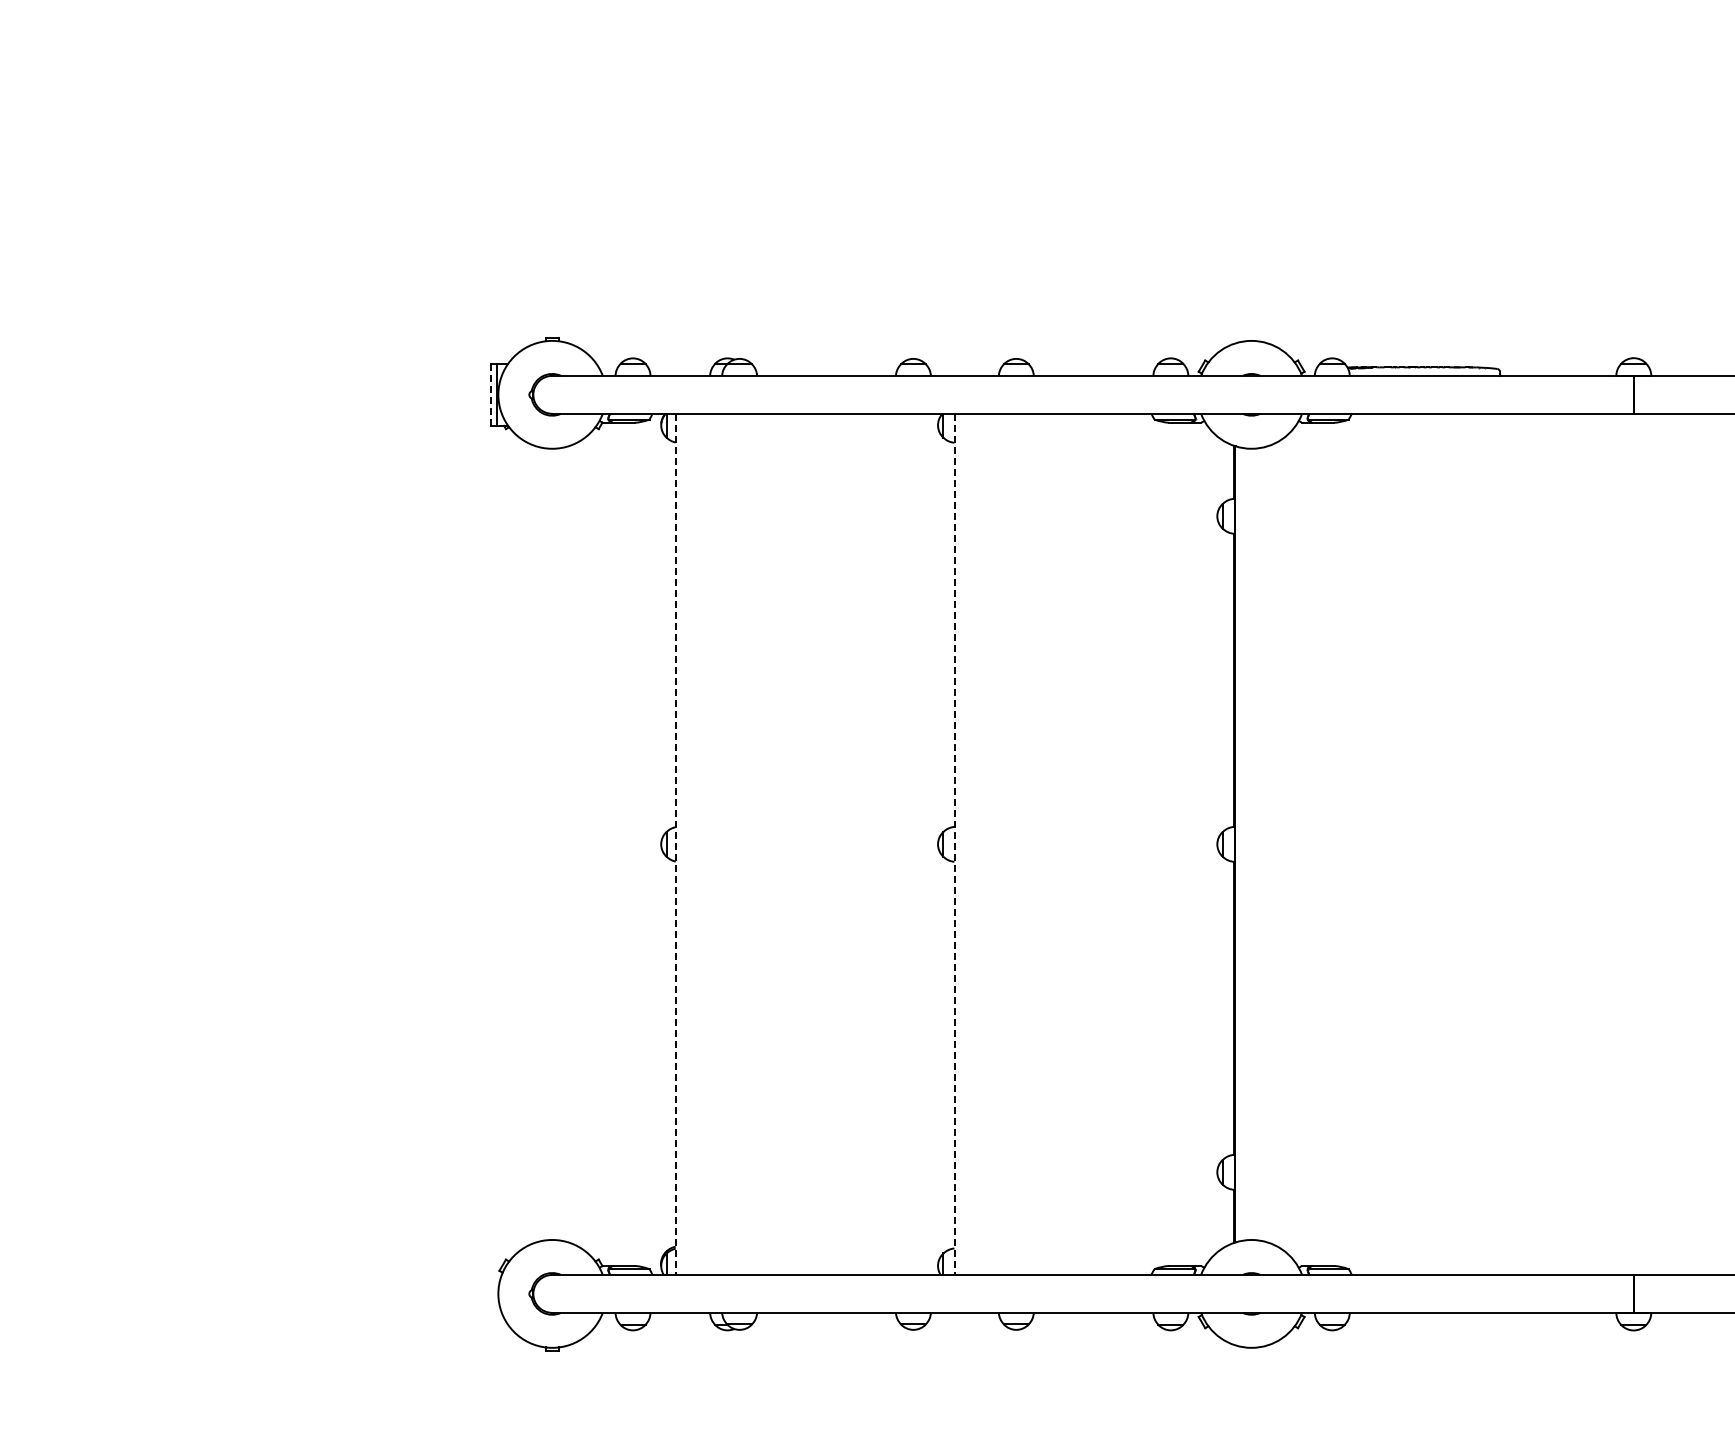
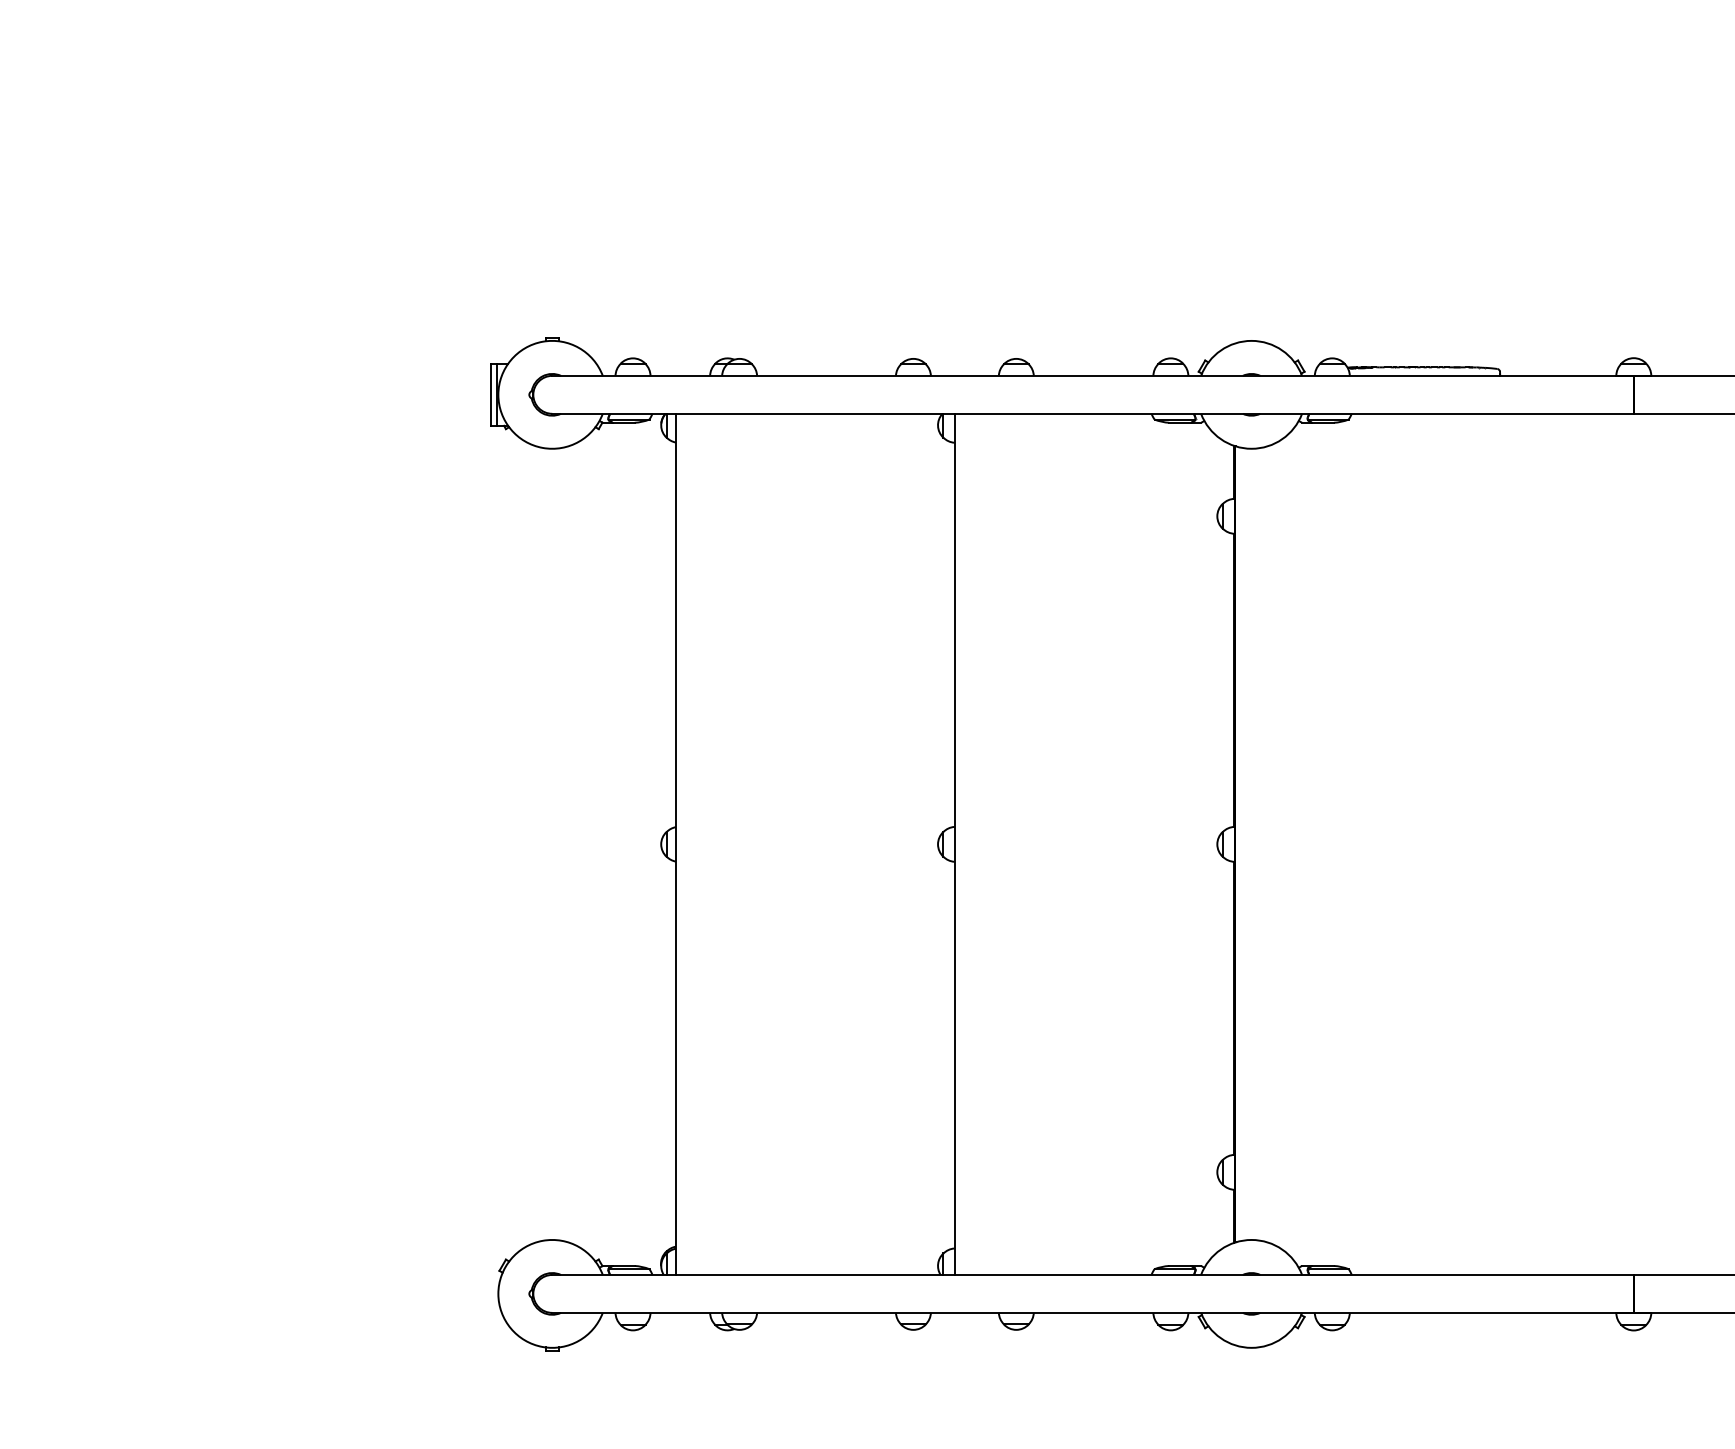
line: dashed -> solid (490, 394)
line: dashed -> solid (675, 844)
line: dashed -> solid (954, 844)
